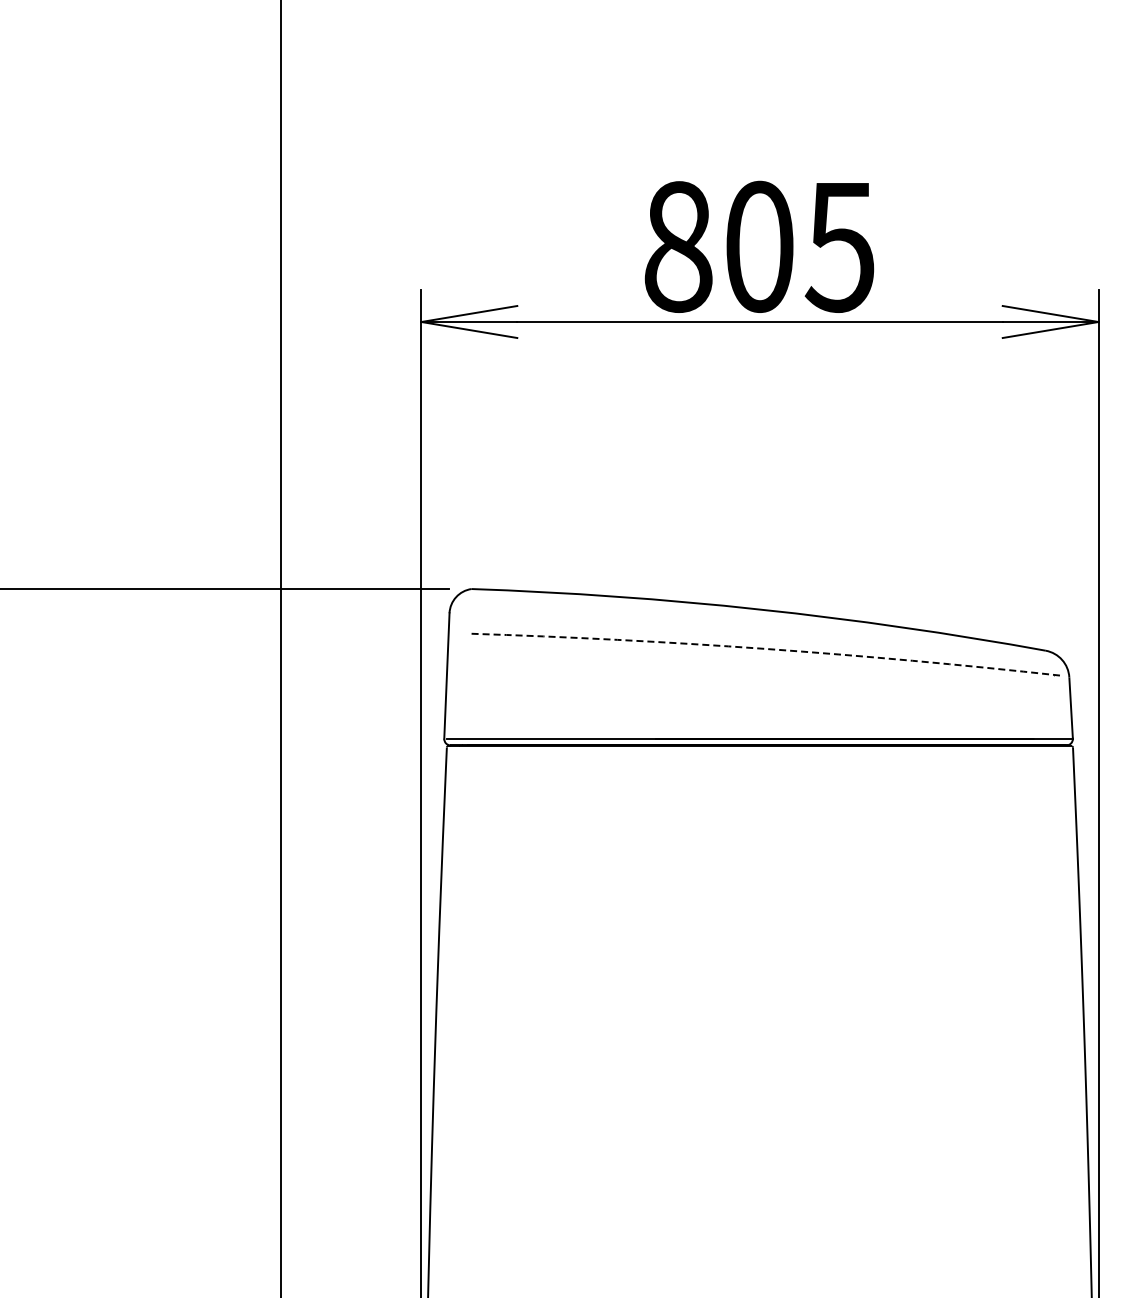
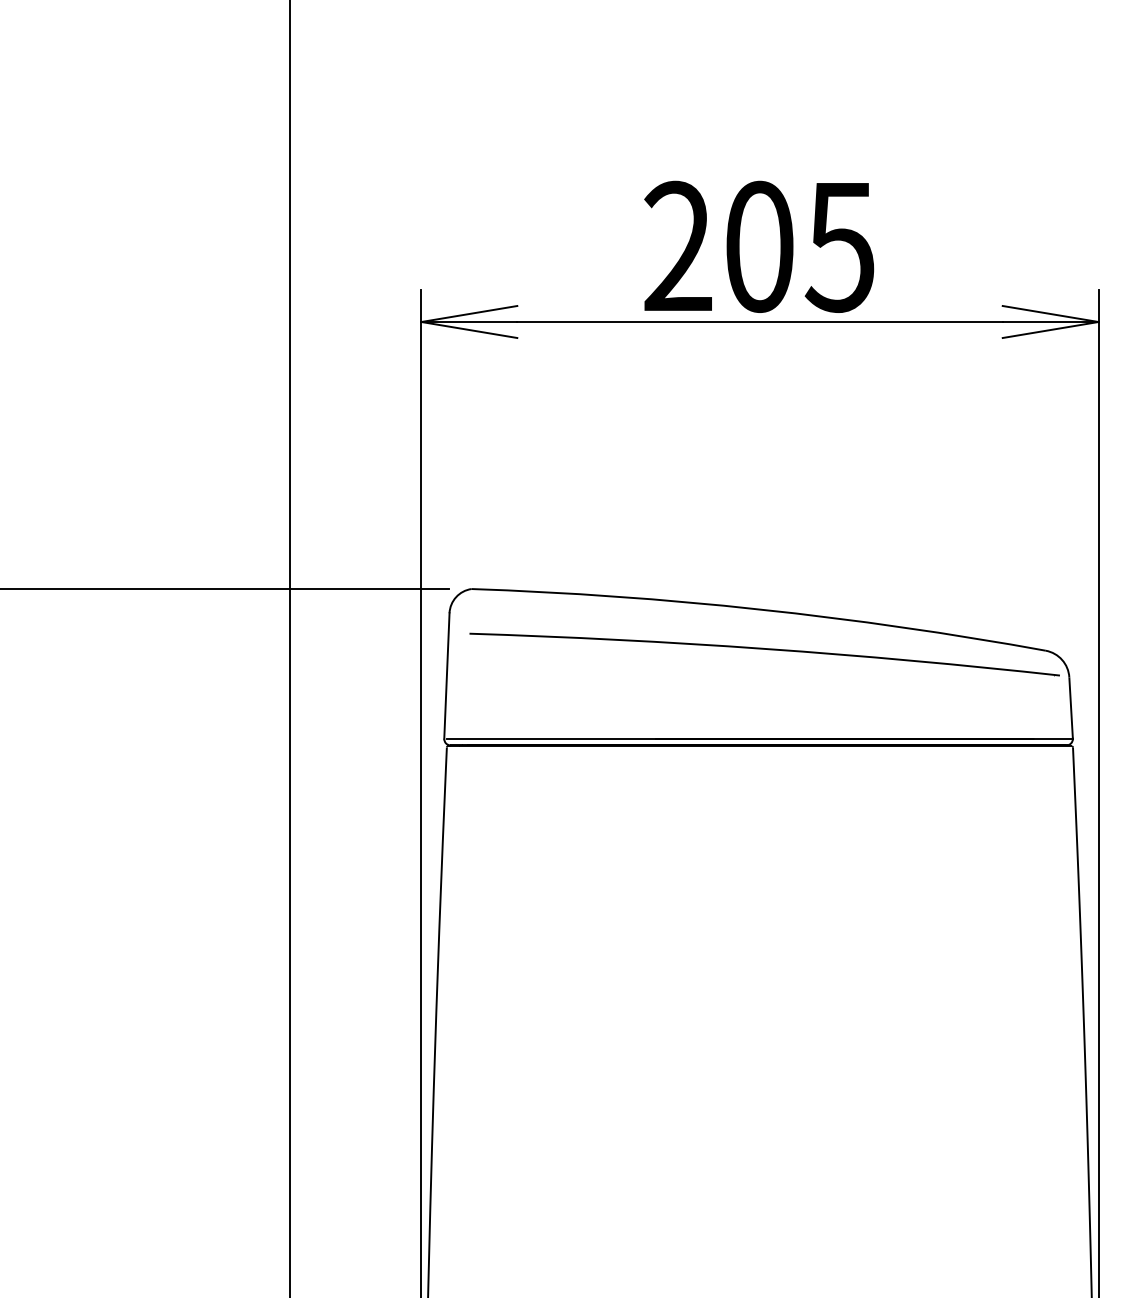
text: 805 -> 205 (678, 246)
line position: (281, 648) -> (290, 648) (290, 648)
arc: dashed -> solid (765, 648)
